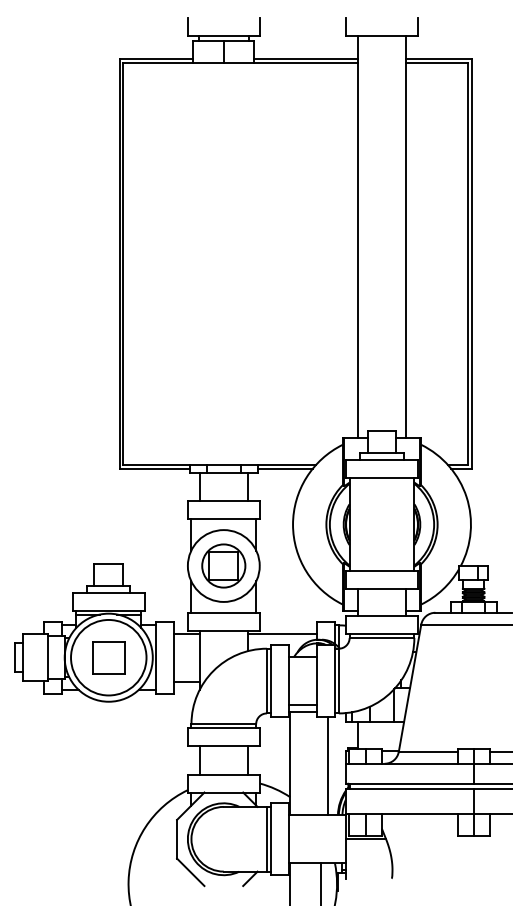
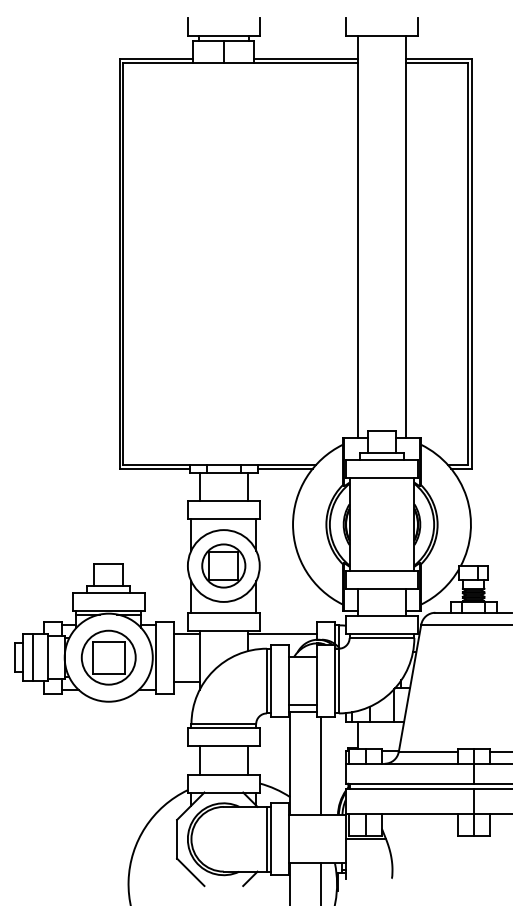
line: none -> present (33, 657)
circle diameter: 76 px -> 54 px (108, 657)
line position: (328, 766) -> (321, 766) (321, 766)
